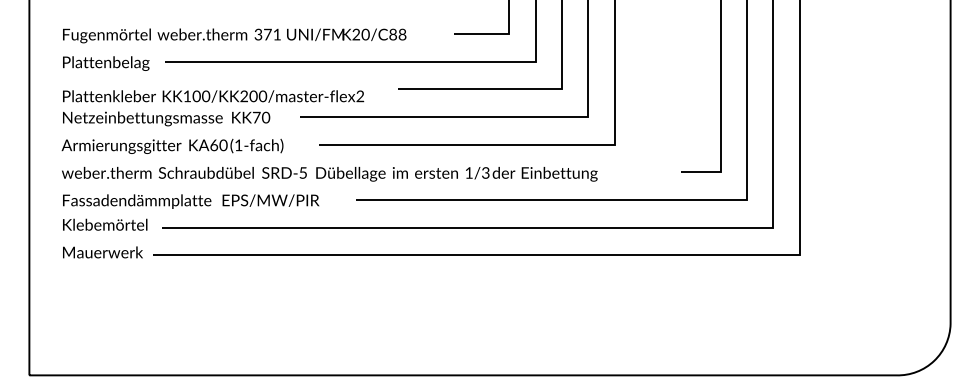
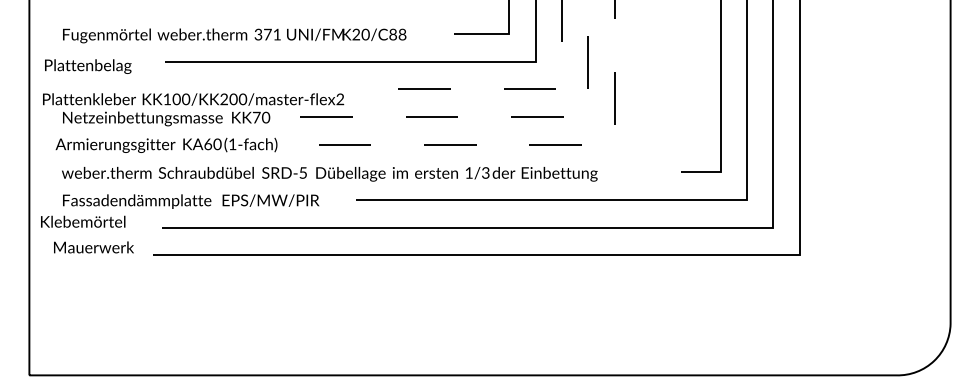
text position: (106, 63) -> (88, 66) (88, 66)
line: solid -> dashed (525, 89)
text position: (213, 96) -> (193, 99) (193, 99)
line: solid -> dashed (503, 117)
line: solid -> dashed (539, 144)
text position: (172, 145) -> (166, 144) (166, 144)
text position: (105, 224) -> (83, 221) (83, 221)
text position: (102, 252) -> (93, 247) (93, 247)
